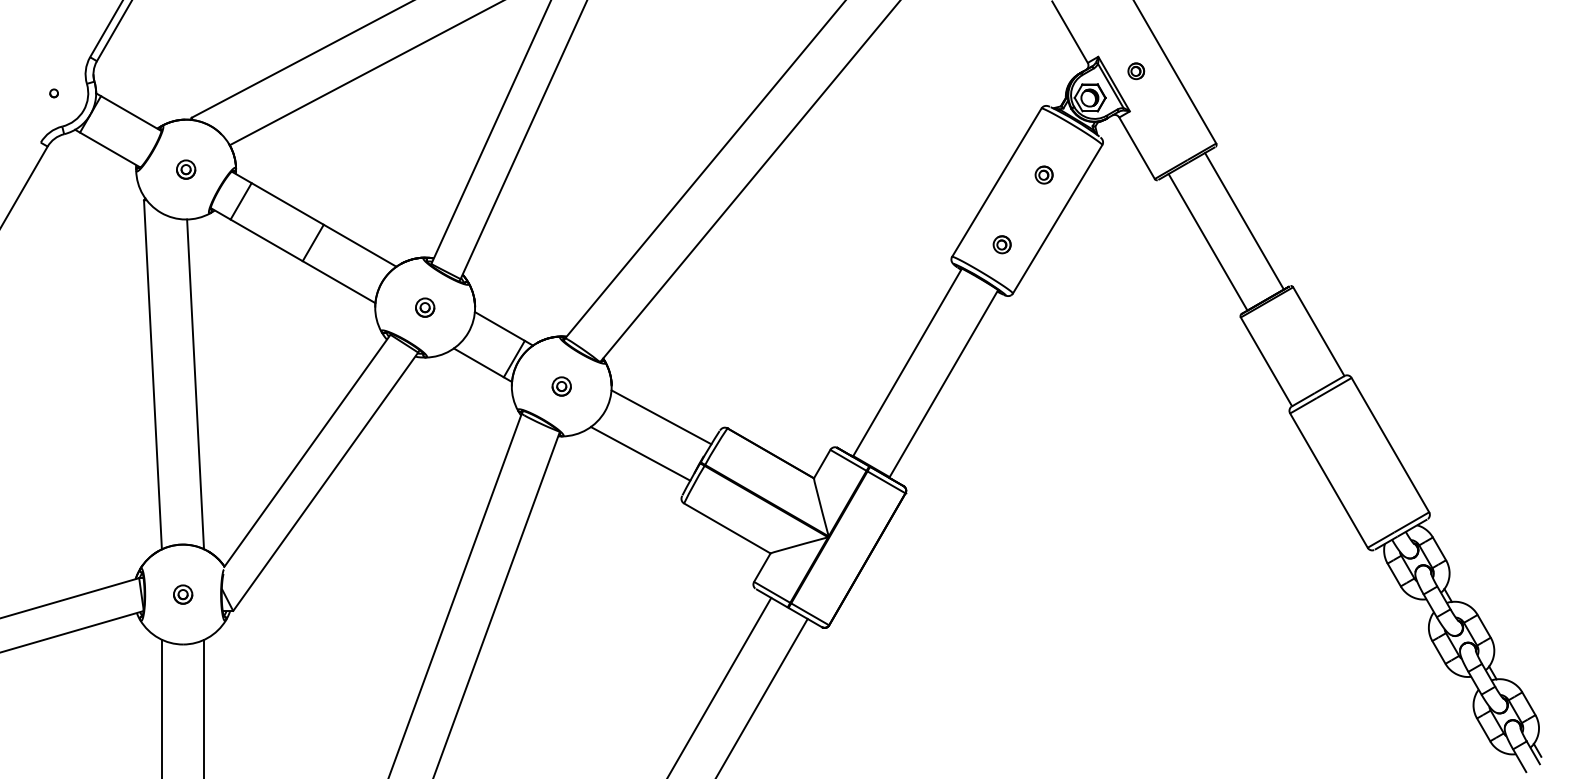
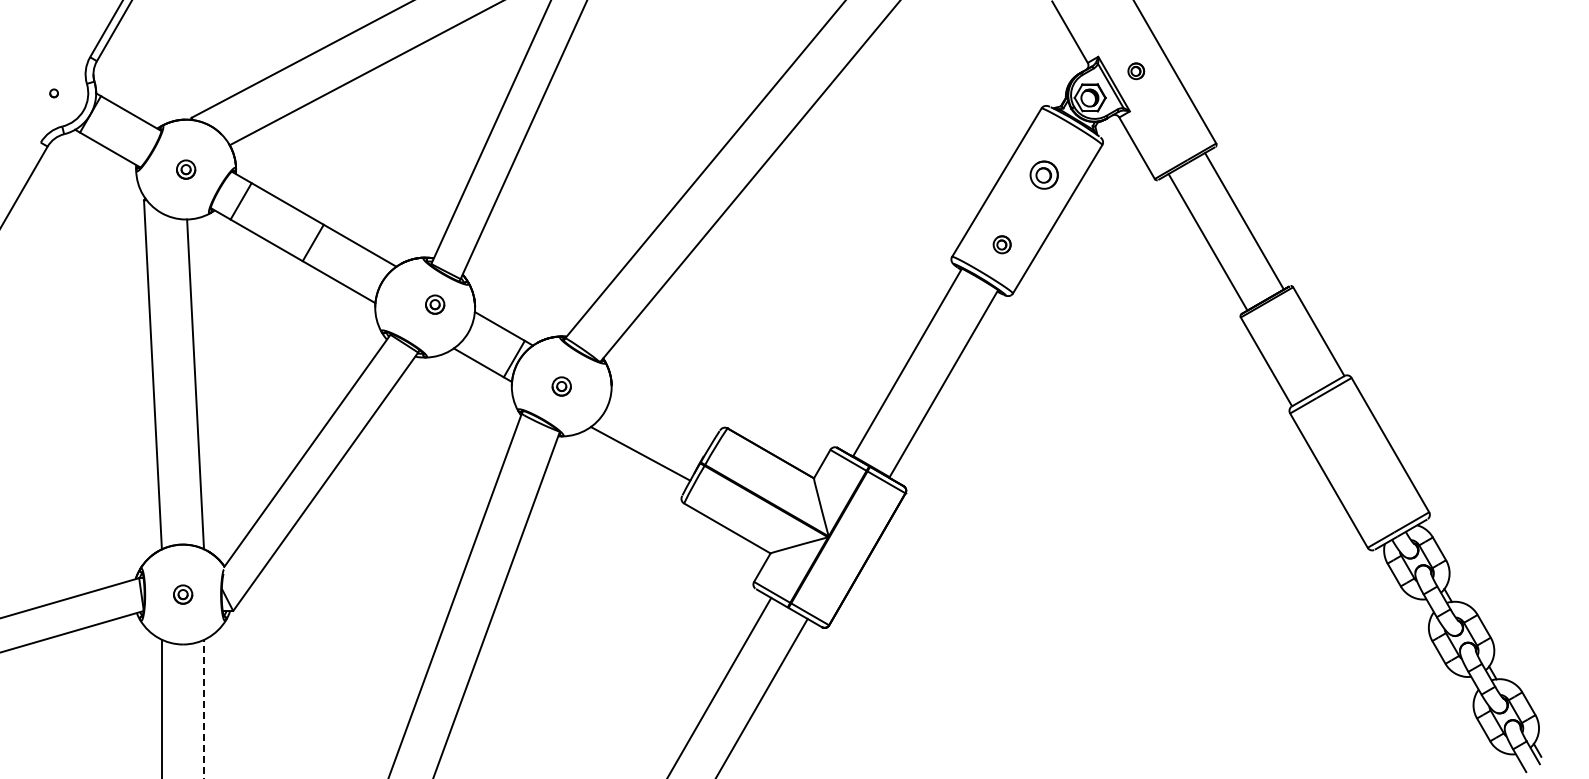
part size: 20x20 px -> 30x30 px (1043, 174)
part position: (425, 307) -> (435, 304) (435, 304)
line: present -> none (661, 417)
line: solid -> dashed (204, 708)
